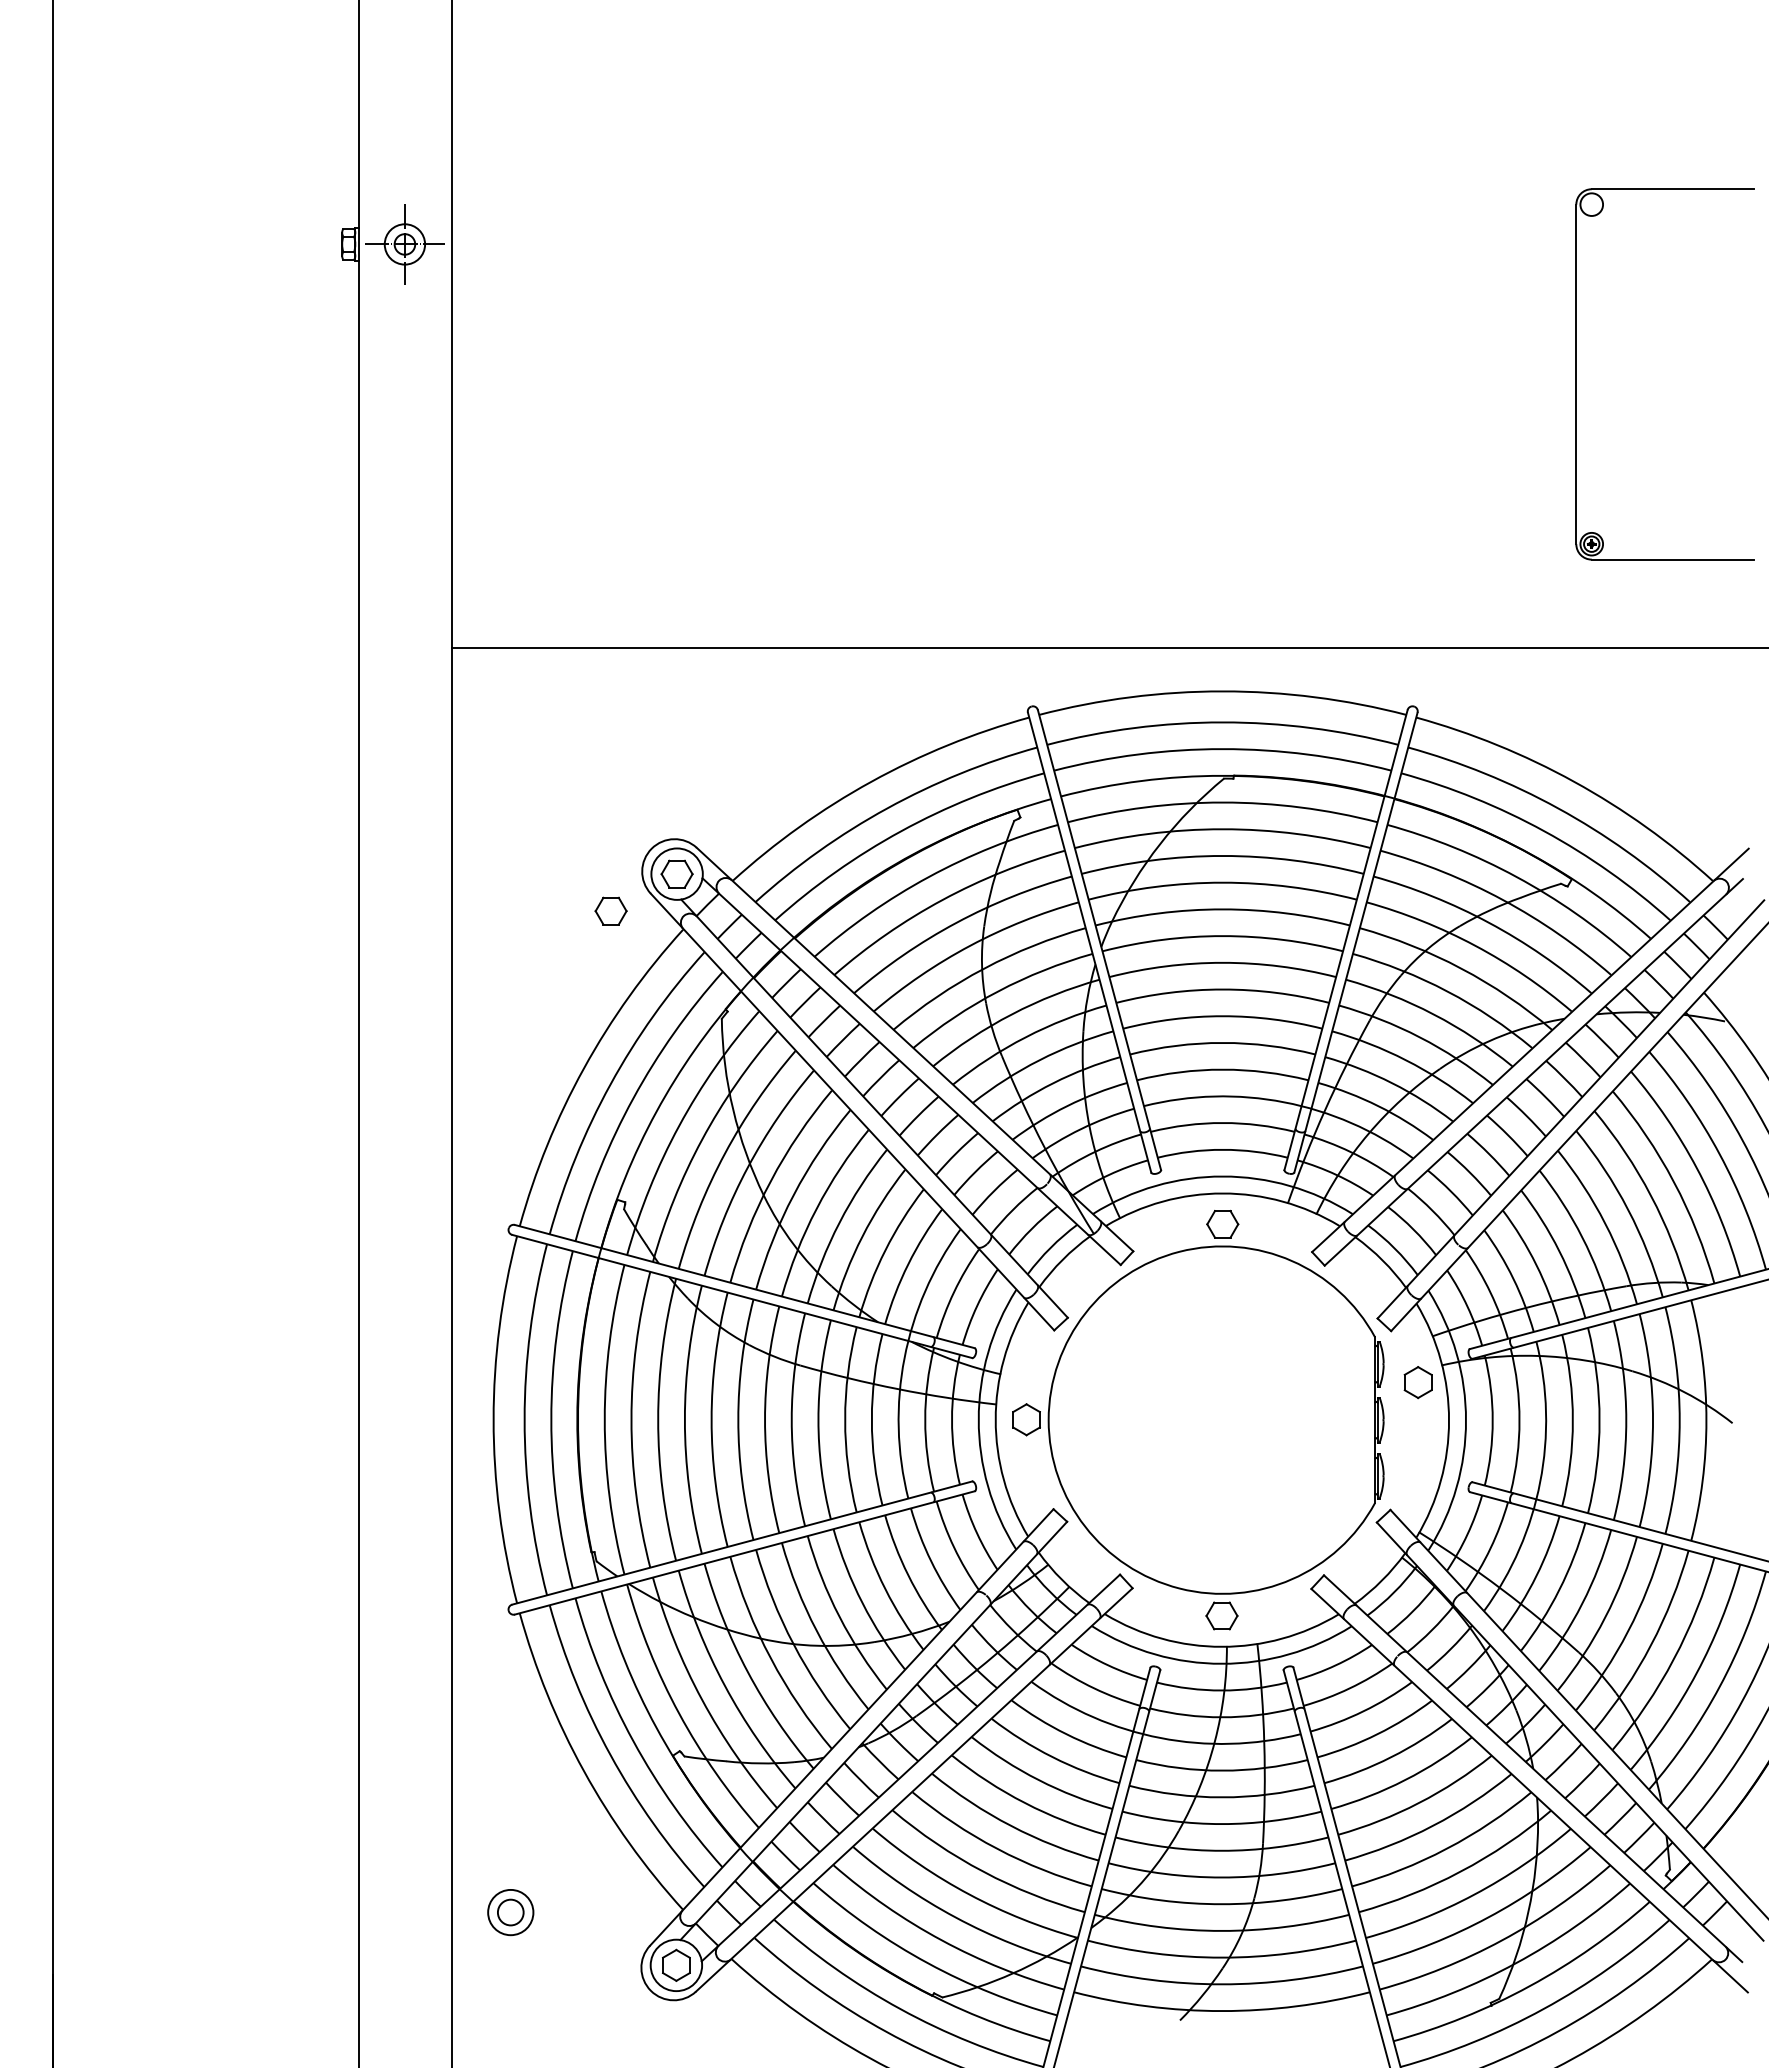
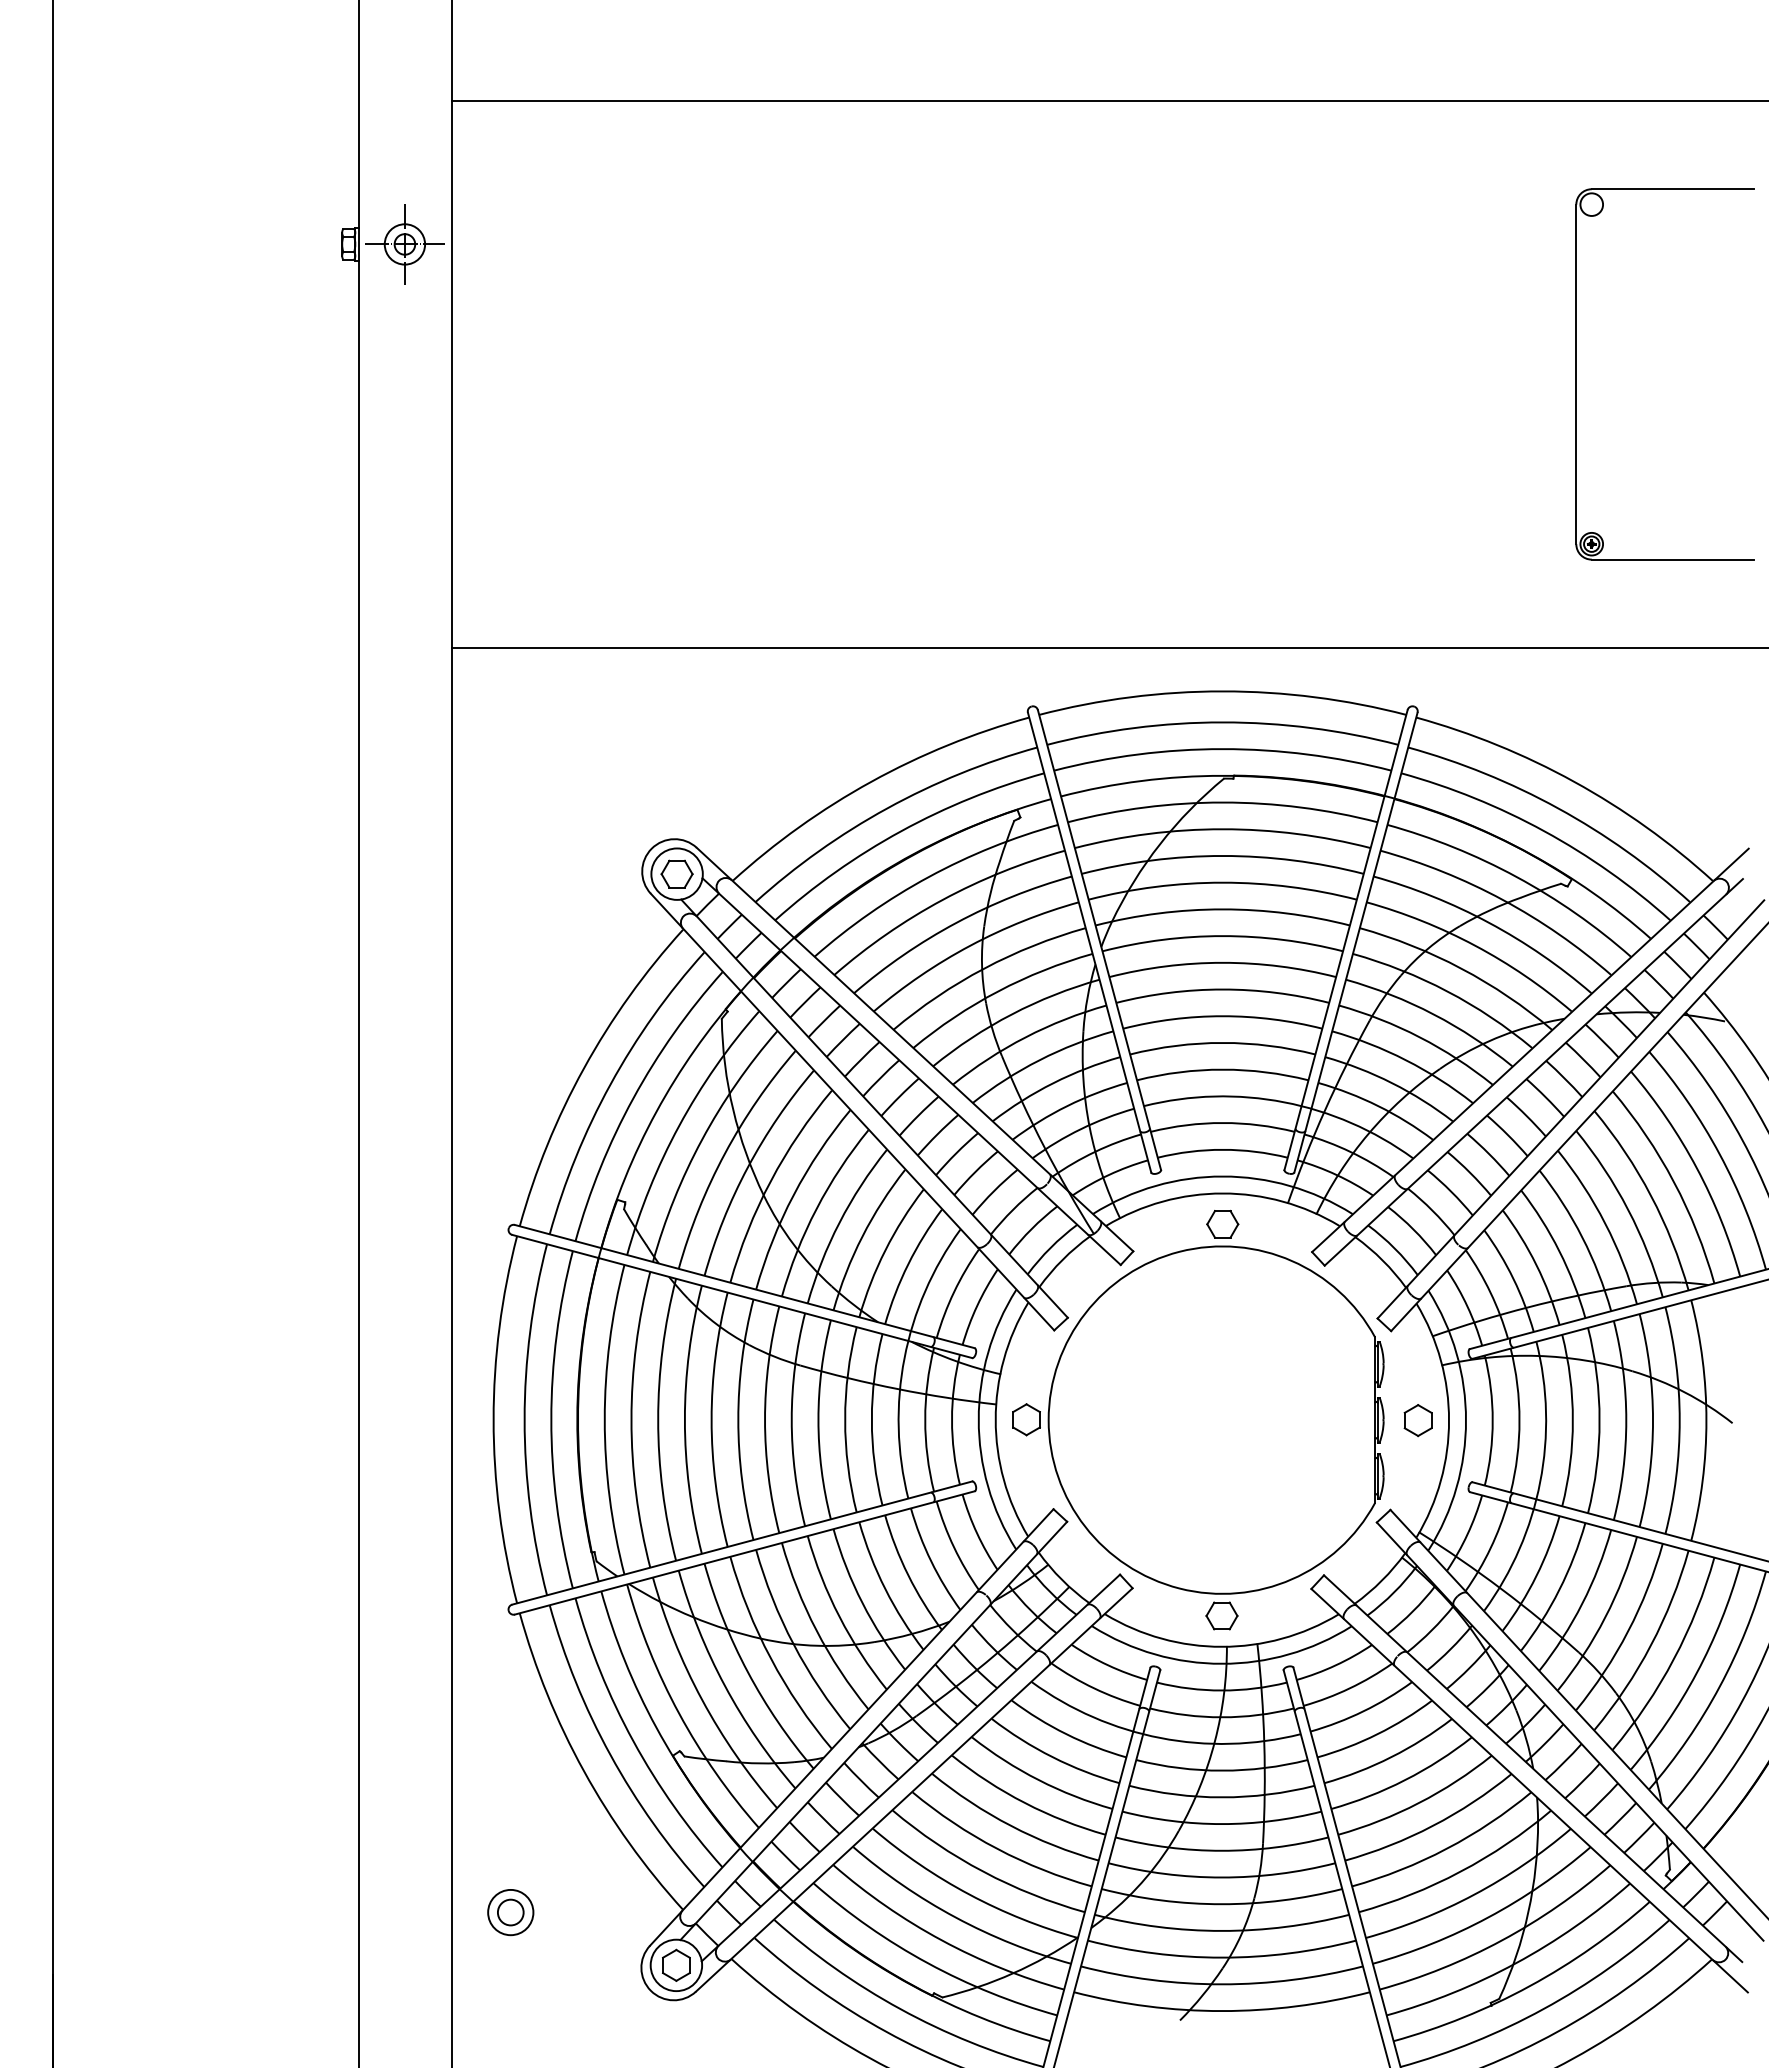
line: none -> present (1108, 100)
part: present -> none (610, 910)
part position: (1417, 1382) -> (1417, 1420) (1417, 1420)
